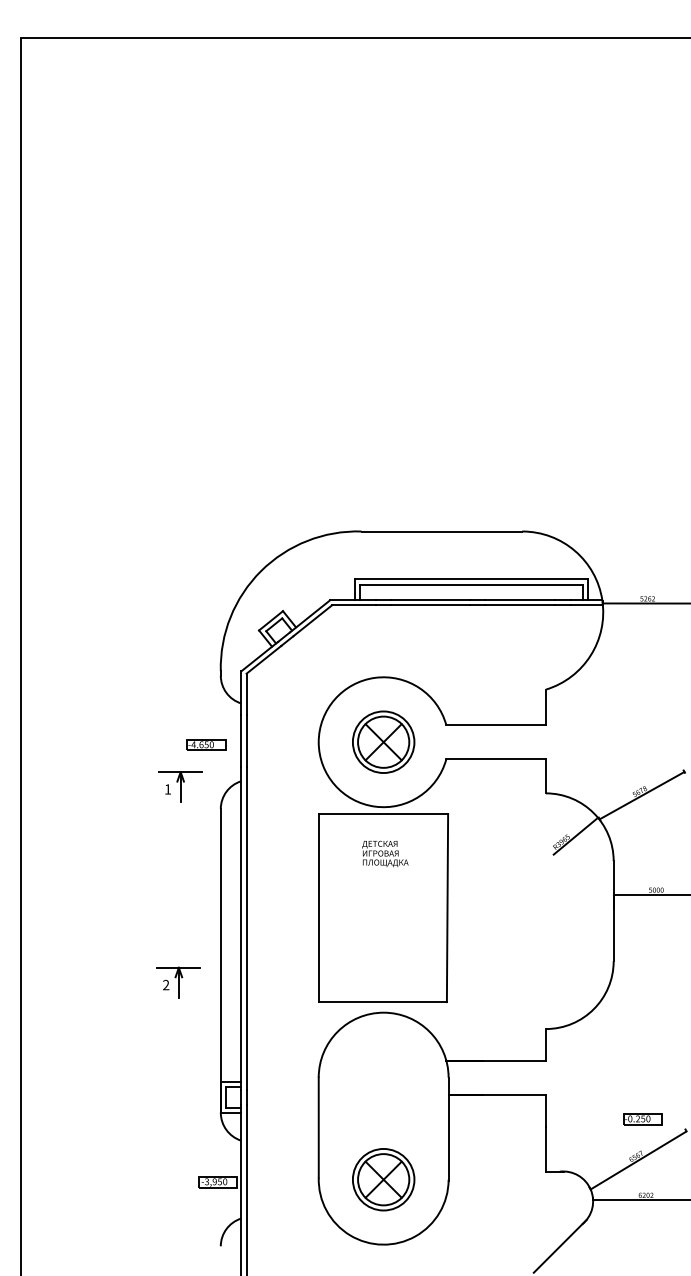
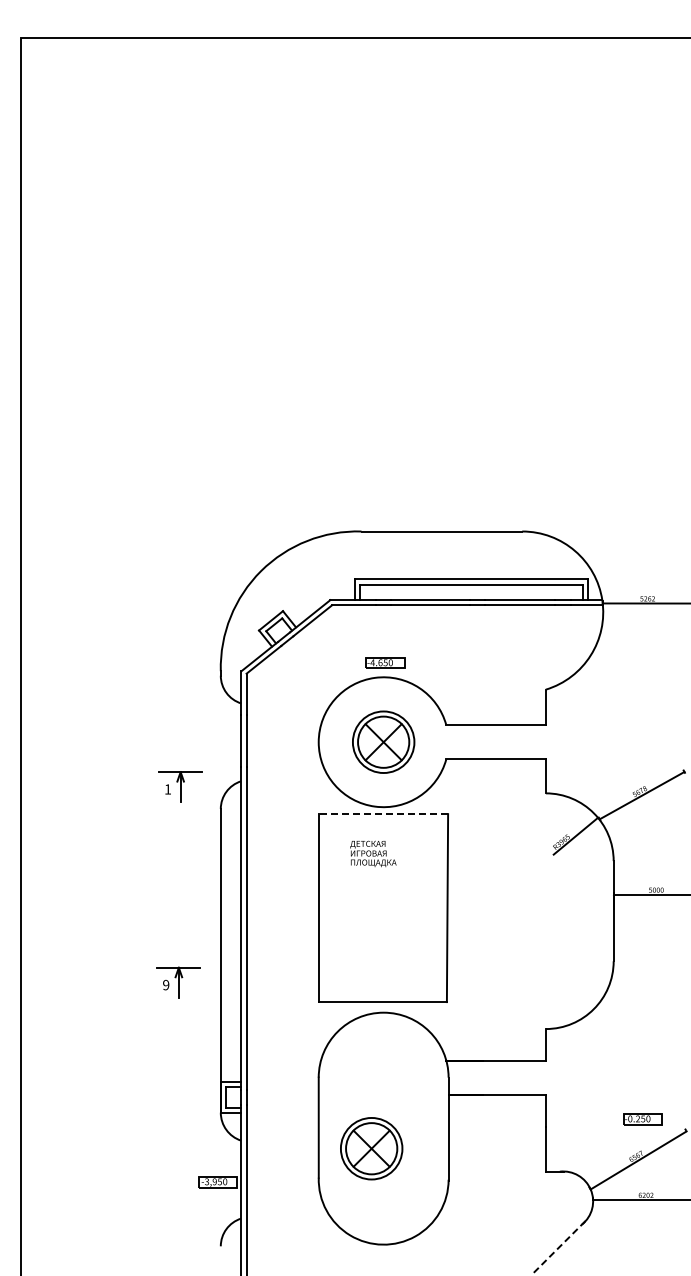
part position: (206, 744) -> (385, 662) (385, 662)
line: solid -> dashed (383, 814)
text position: (385, 853) -> (373, 853) (373, 853)
text: 2 -> 9 (166, 985)
part position: (383, 1179) -> (371, 1148) (371, 1148)
line: solid -> dashed (560, 1246)
